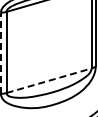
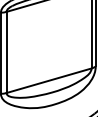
line: dashed -> solid (0, 53)
line: dashed -> solid (49, 80)
